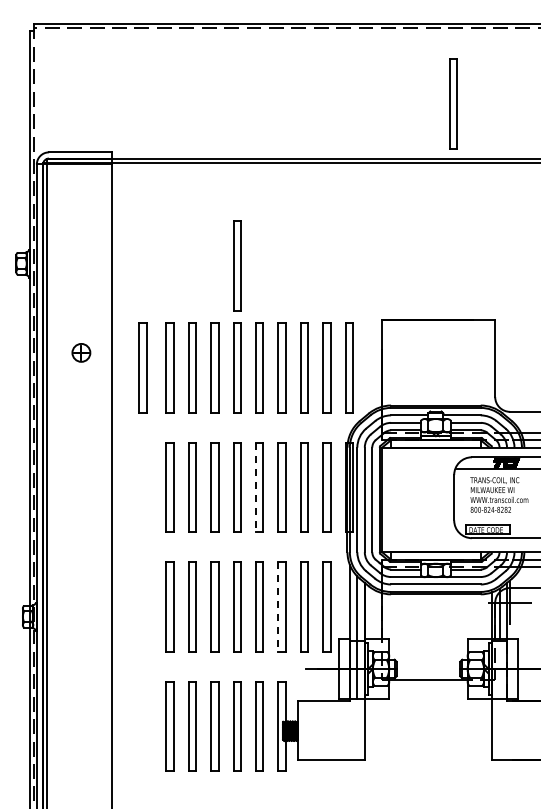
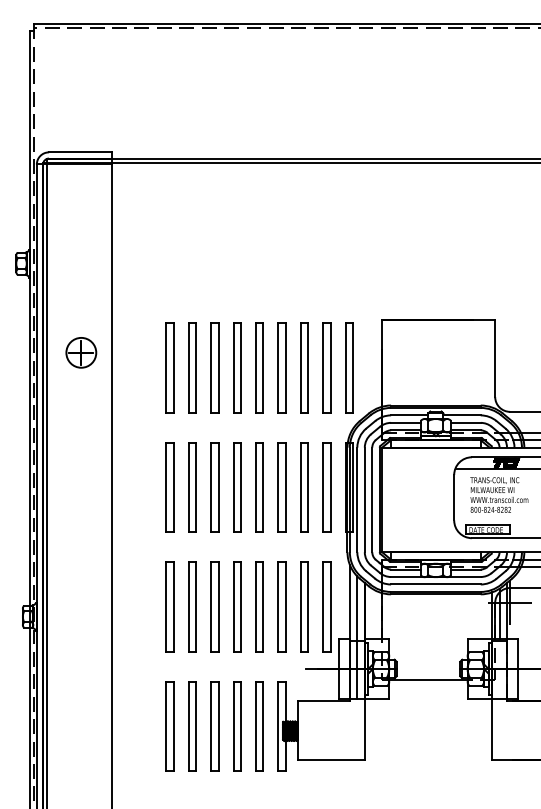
part: present -> none (453, 103)
part: present -> none (237, 265)
part size: 21x20 px -> 33x32 px (81, 352)
part: present -> none (142, 367)
line: dashed -> solid (256, 487)
line: dashed -> solid (278, 607)
